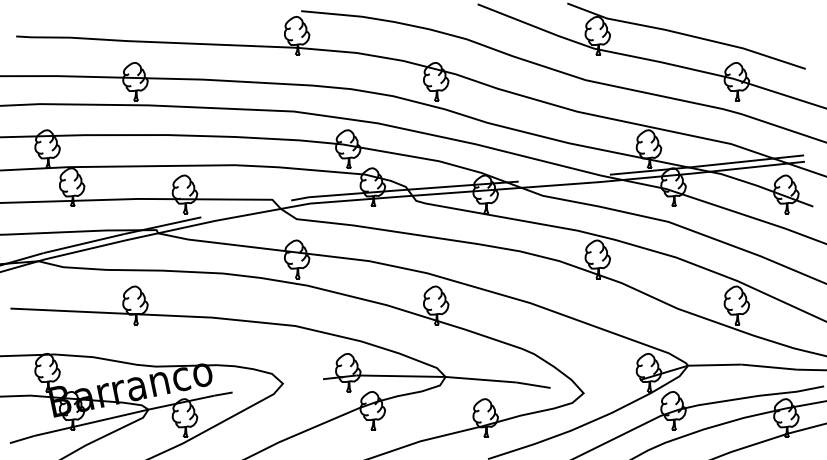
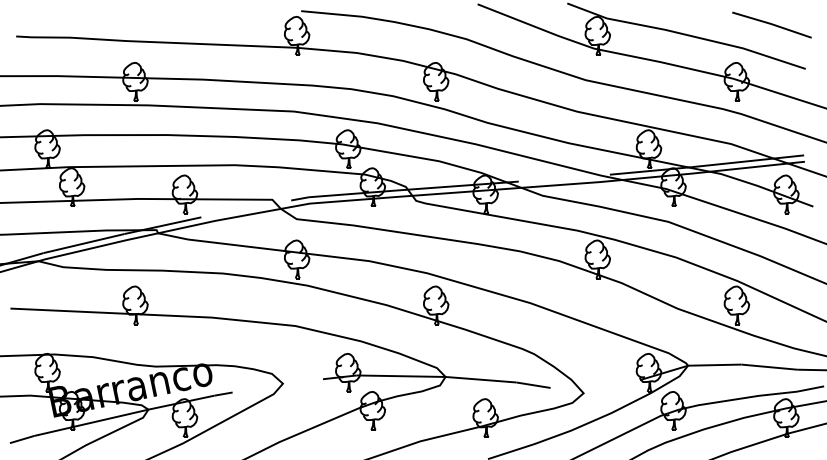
line: none -> present (771, 24)
